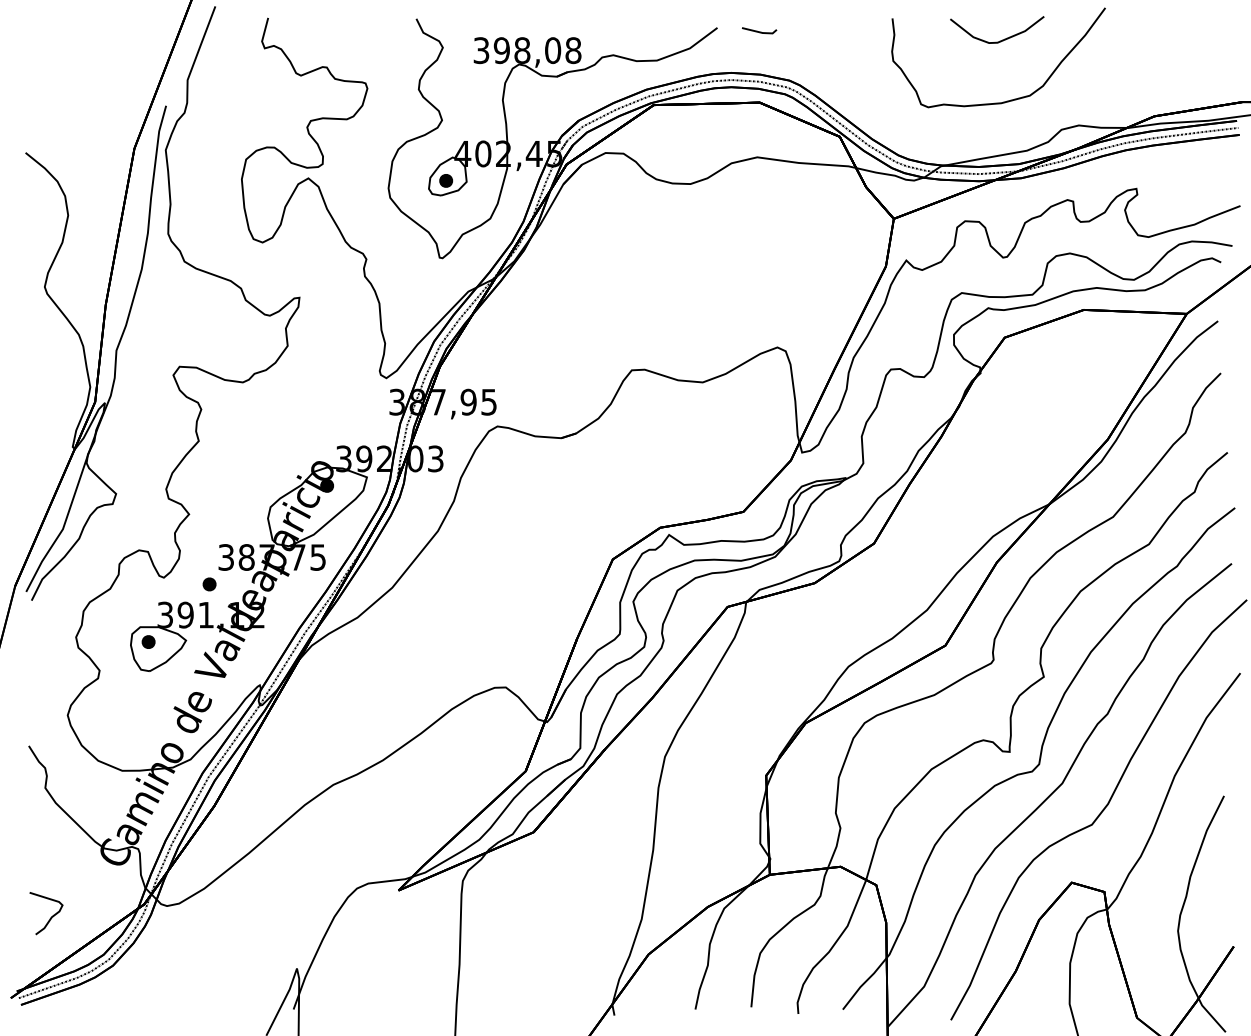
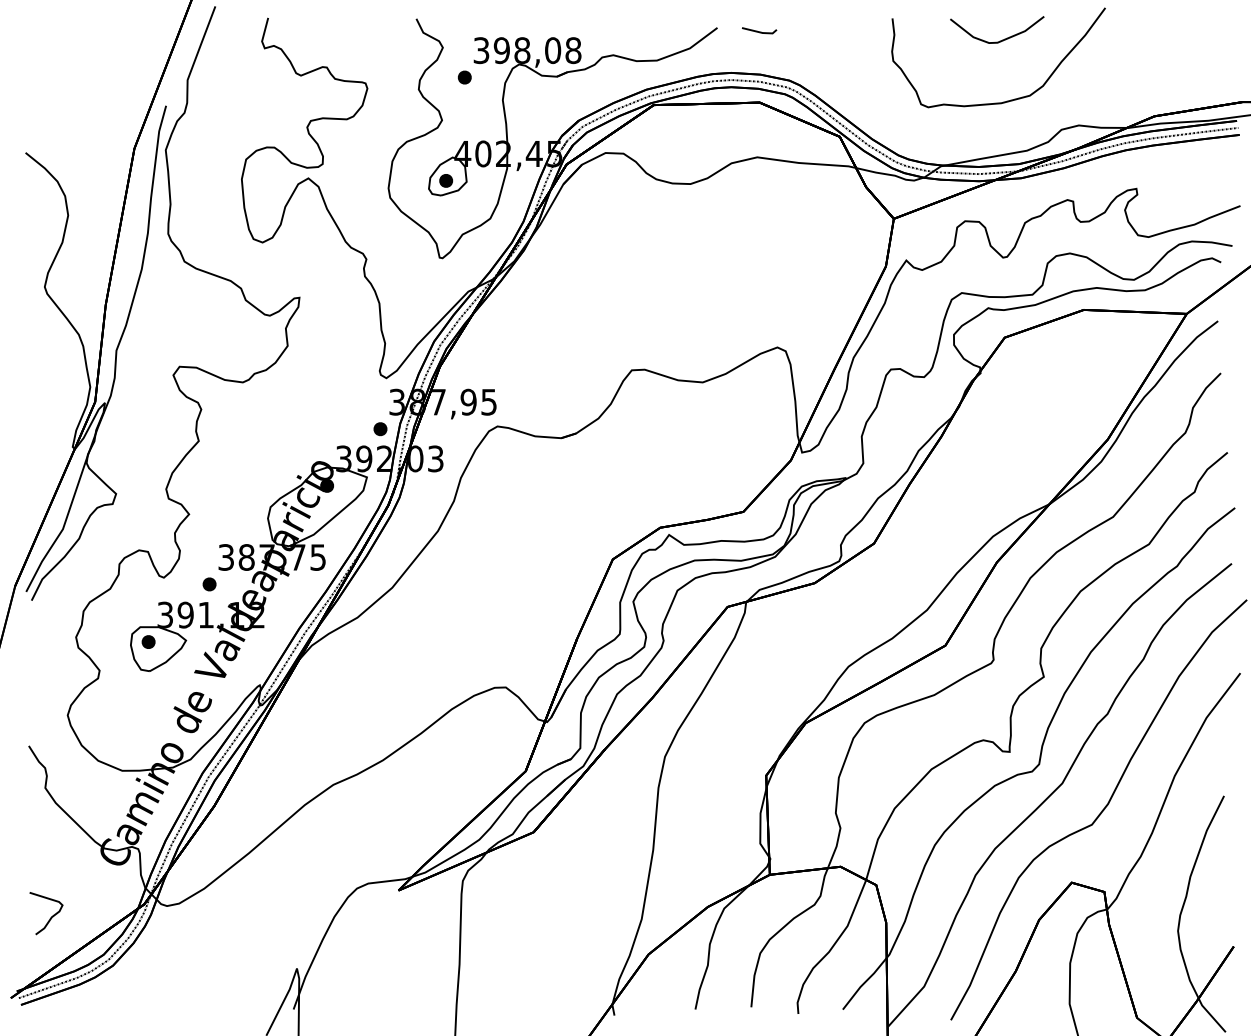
part: none -> present (464, 77)
part: none -> present (380, 429)
